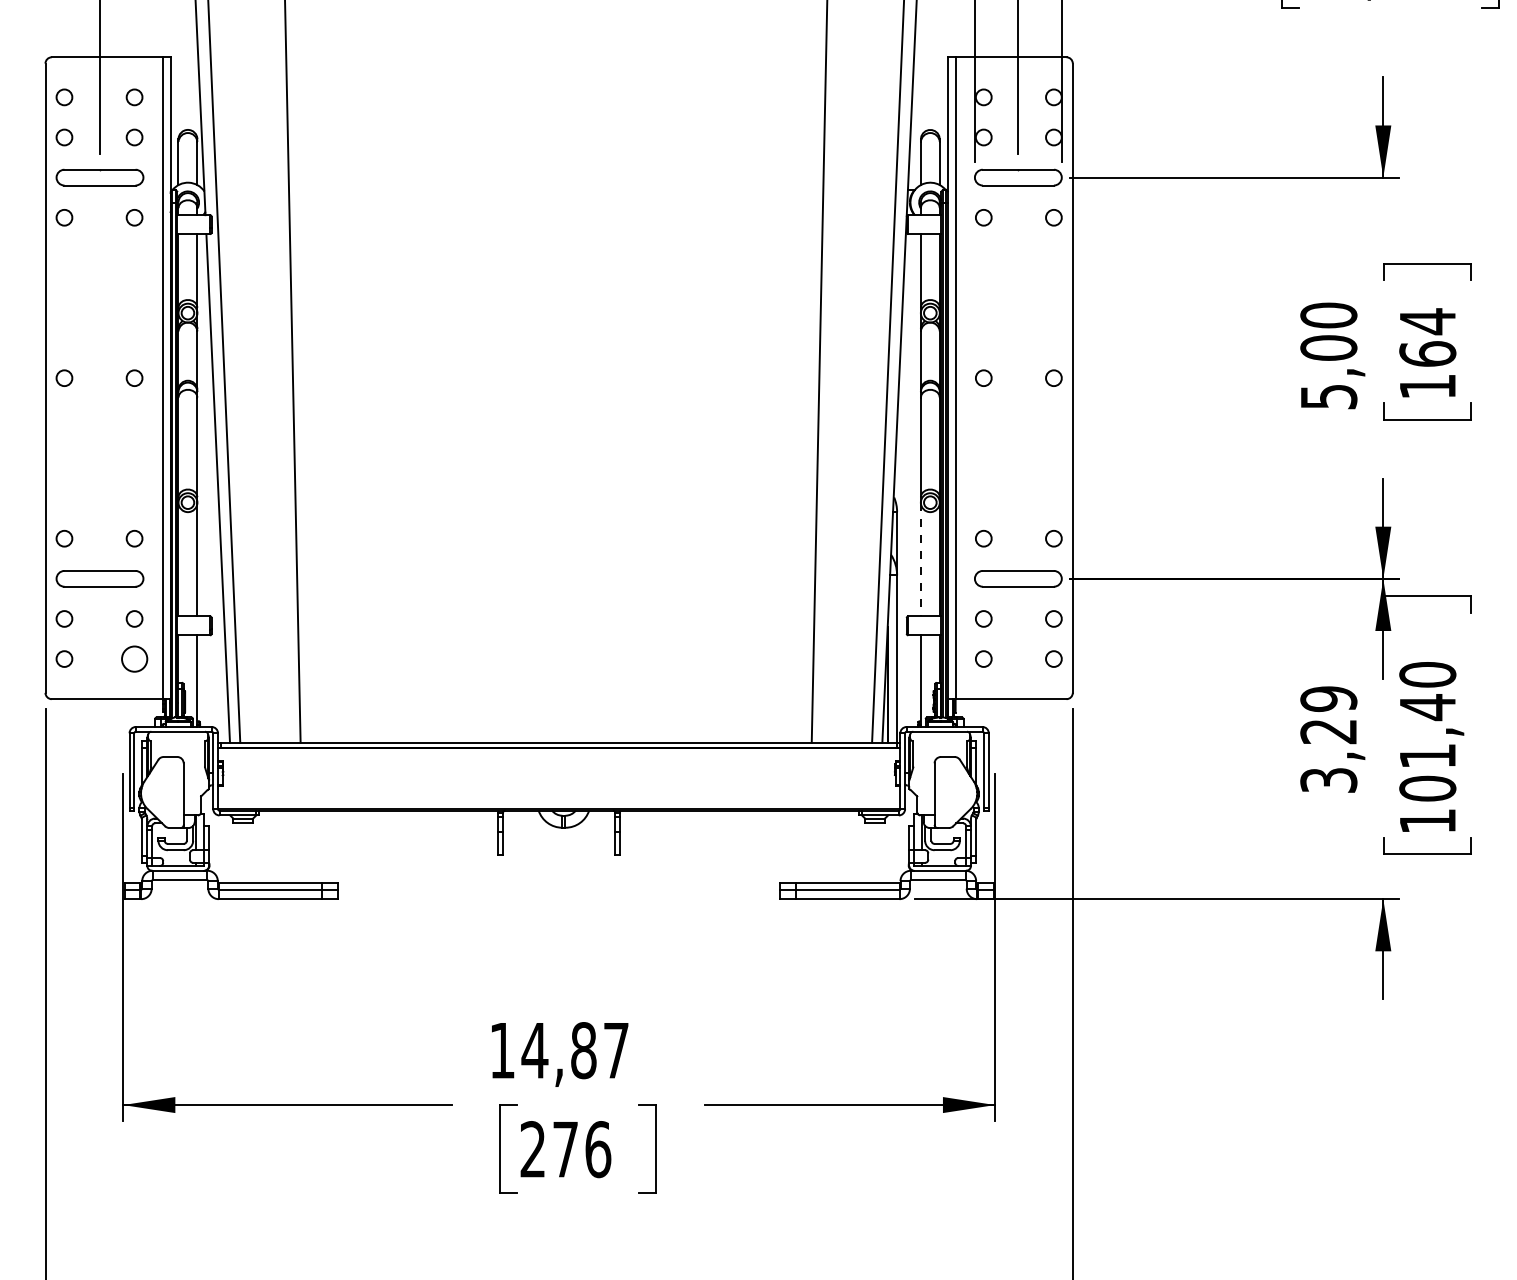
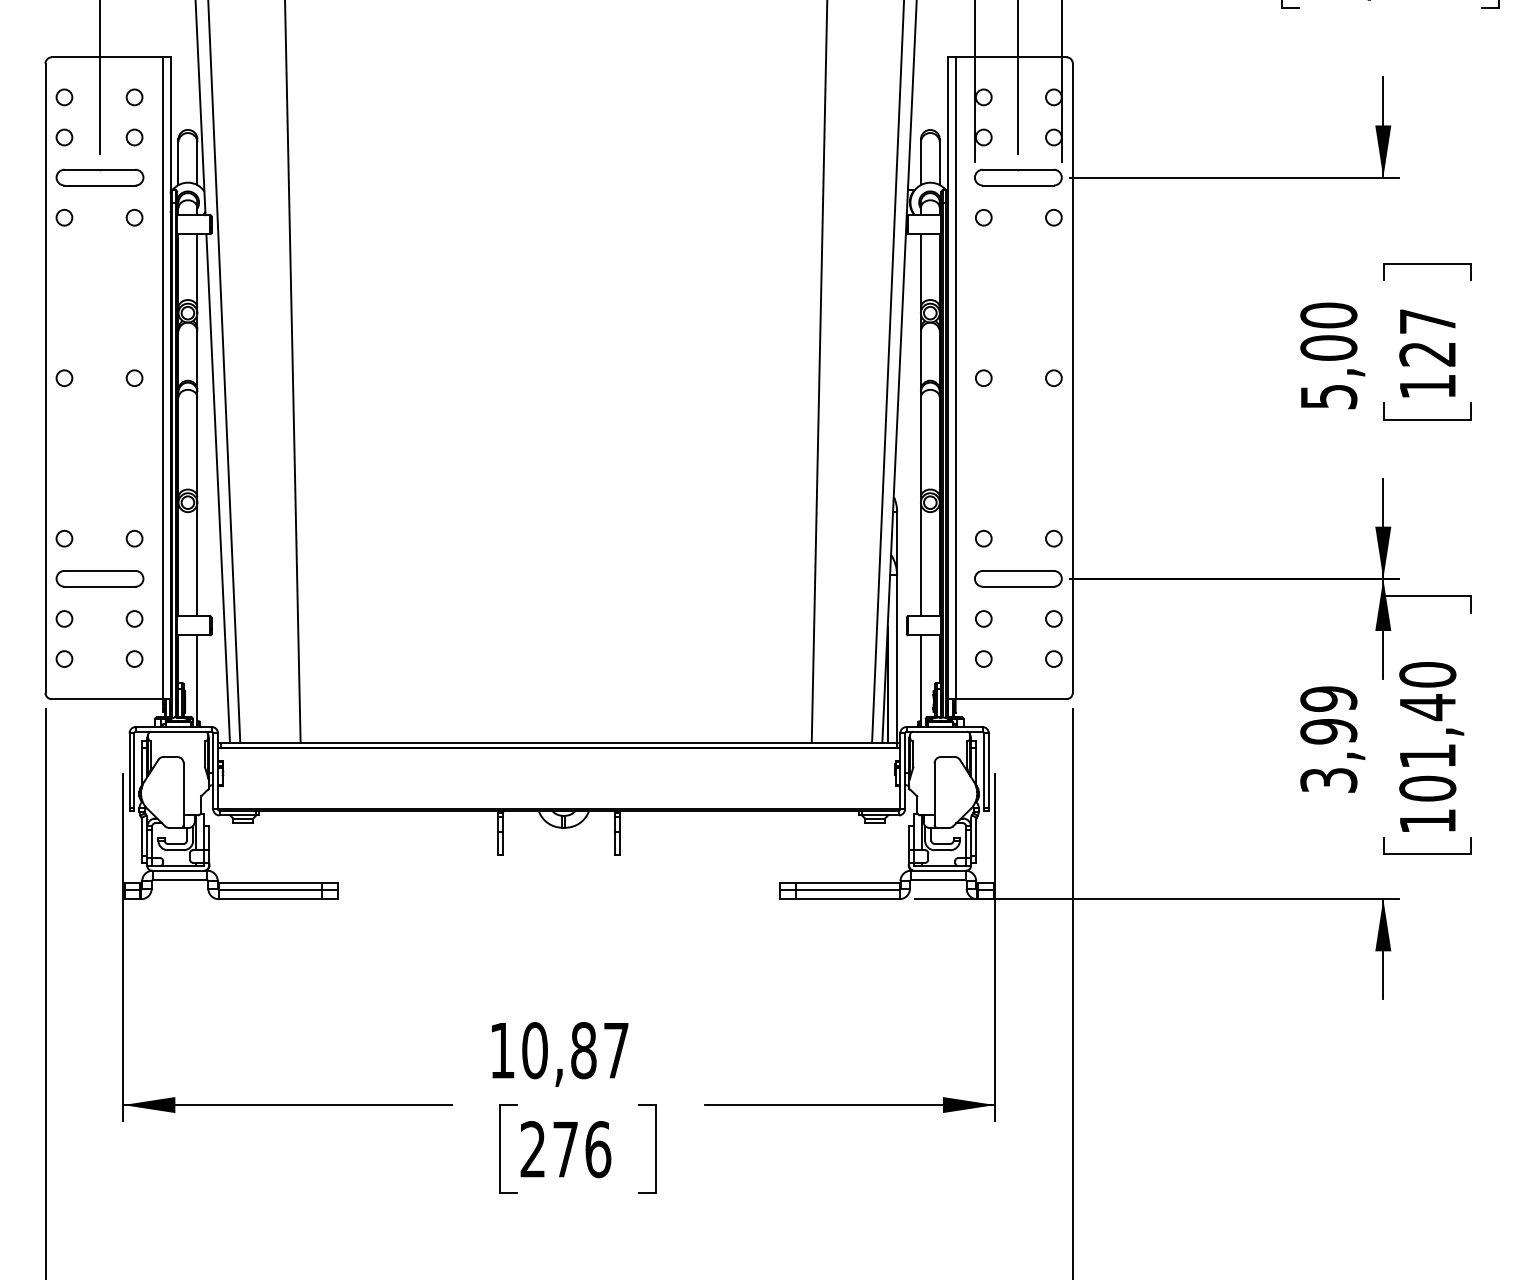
text: 164 -> 127 (1427, 337)
line: dashed -> solid (920, 559)
circle size: 28x28 px -> 19x18 px (134, 658)
text: 3,29 -> 3,99 (1328, 731)
text: 14,87 -> 10,87 (534, 1050)
